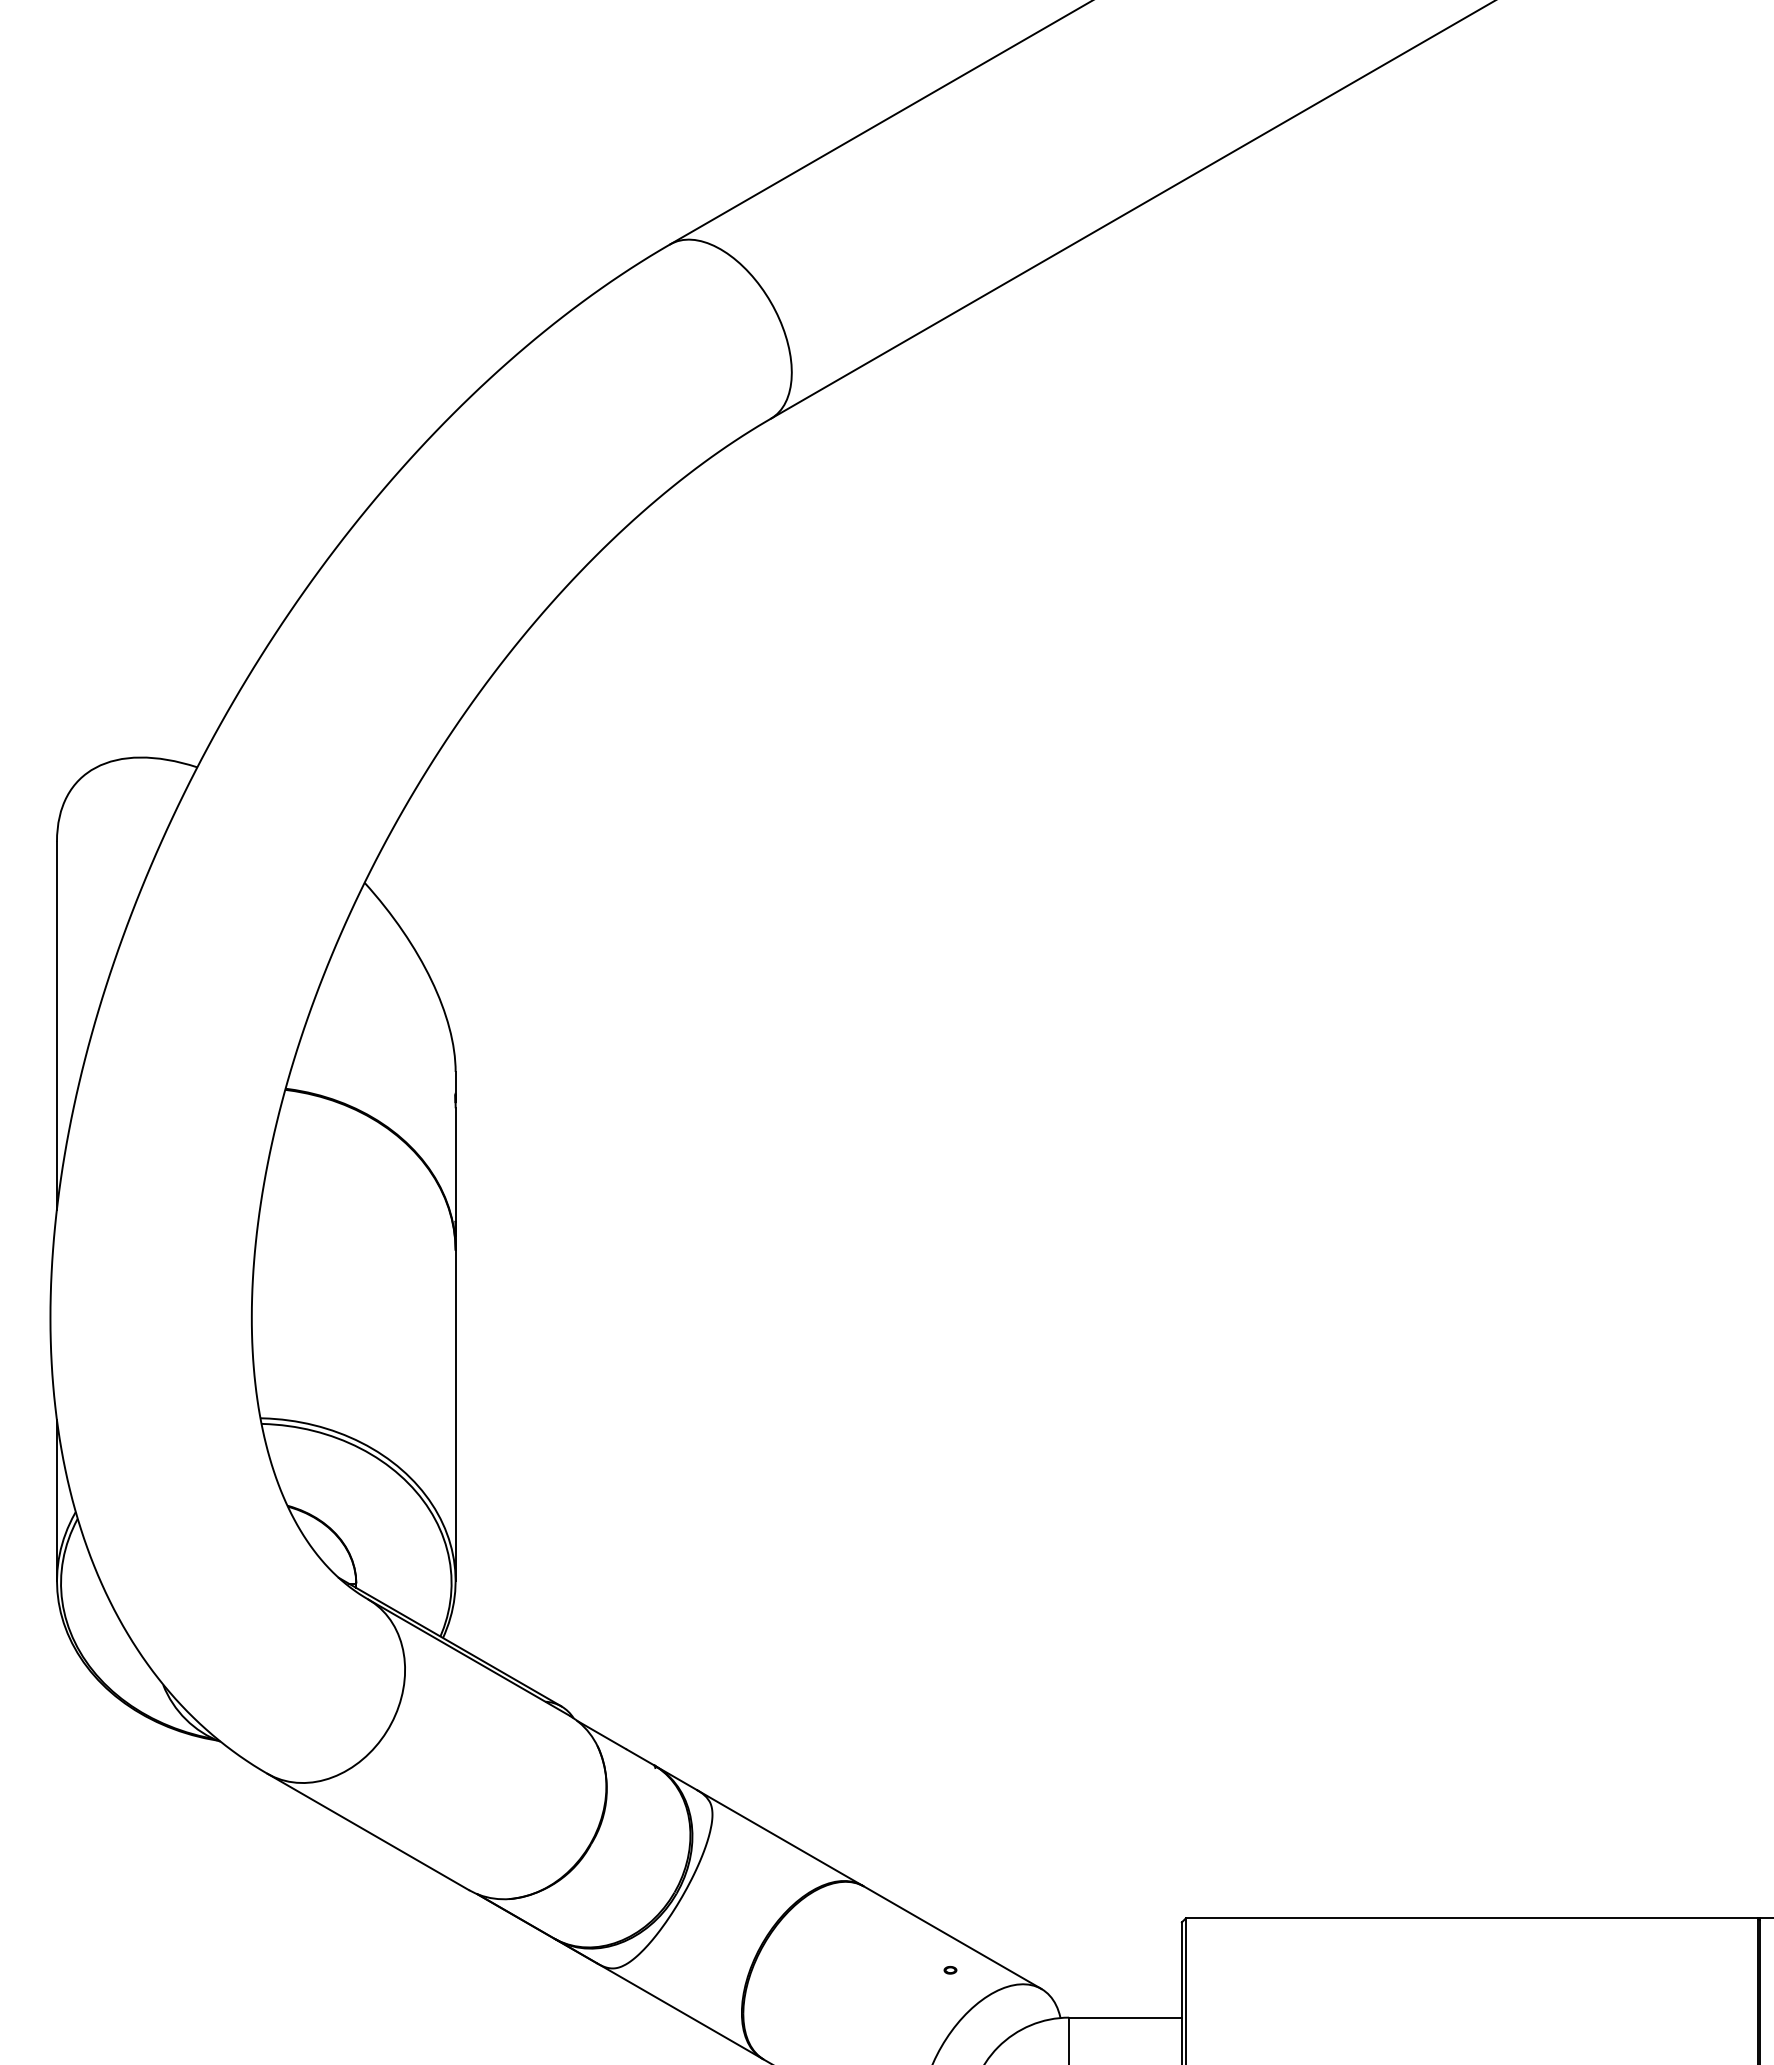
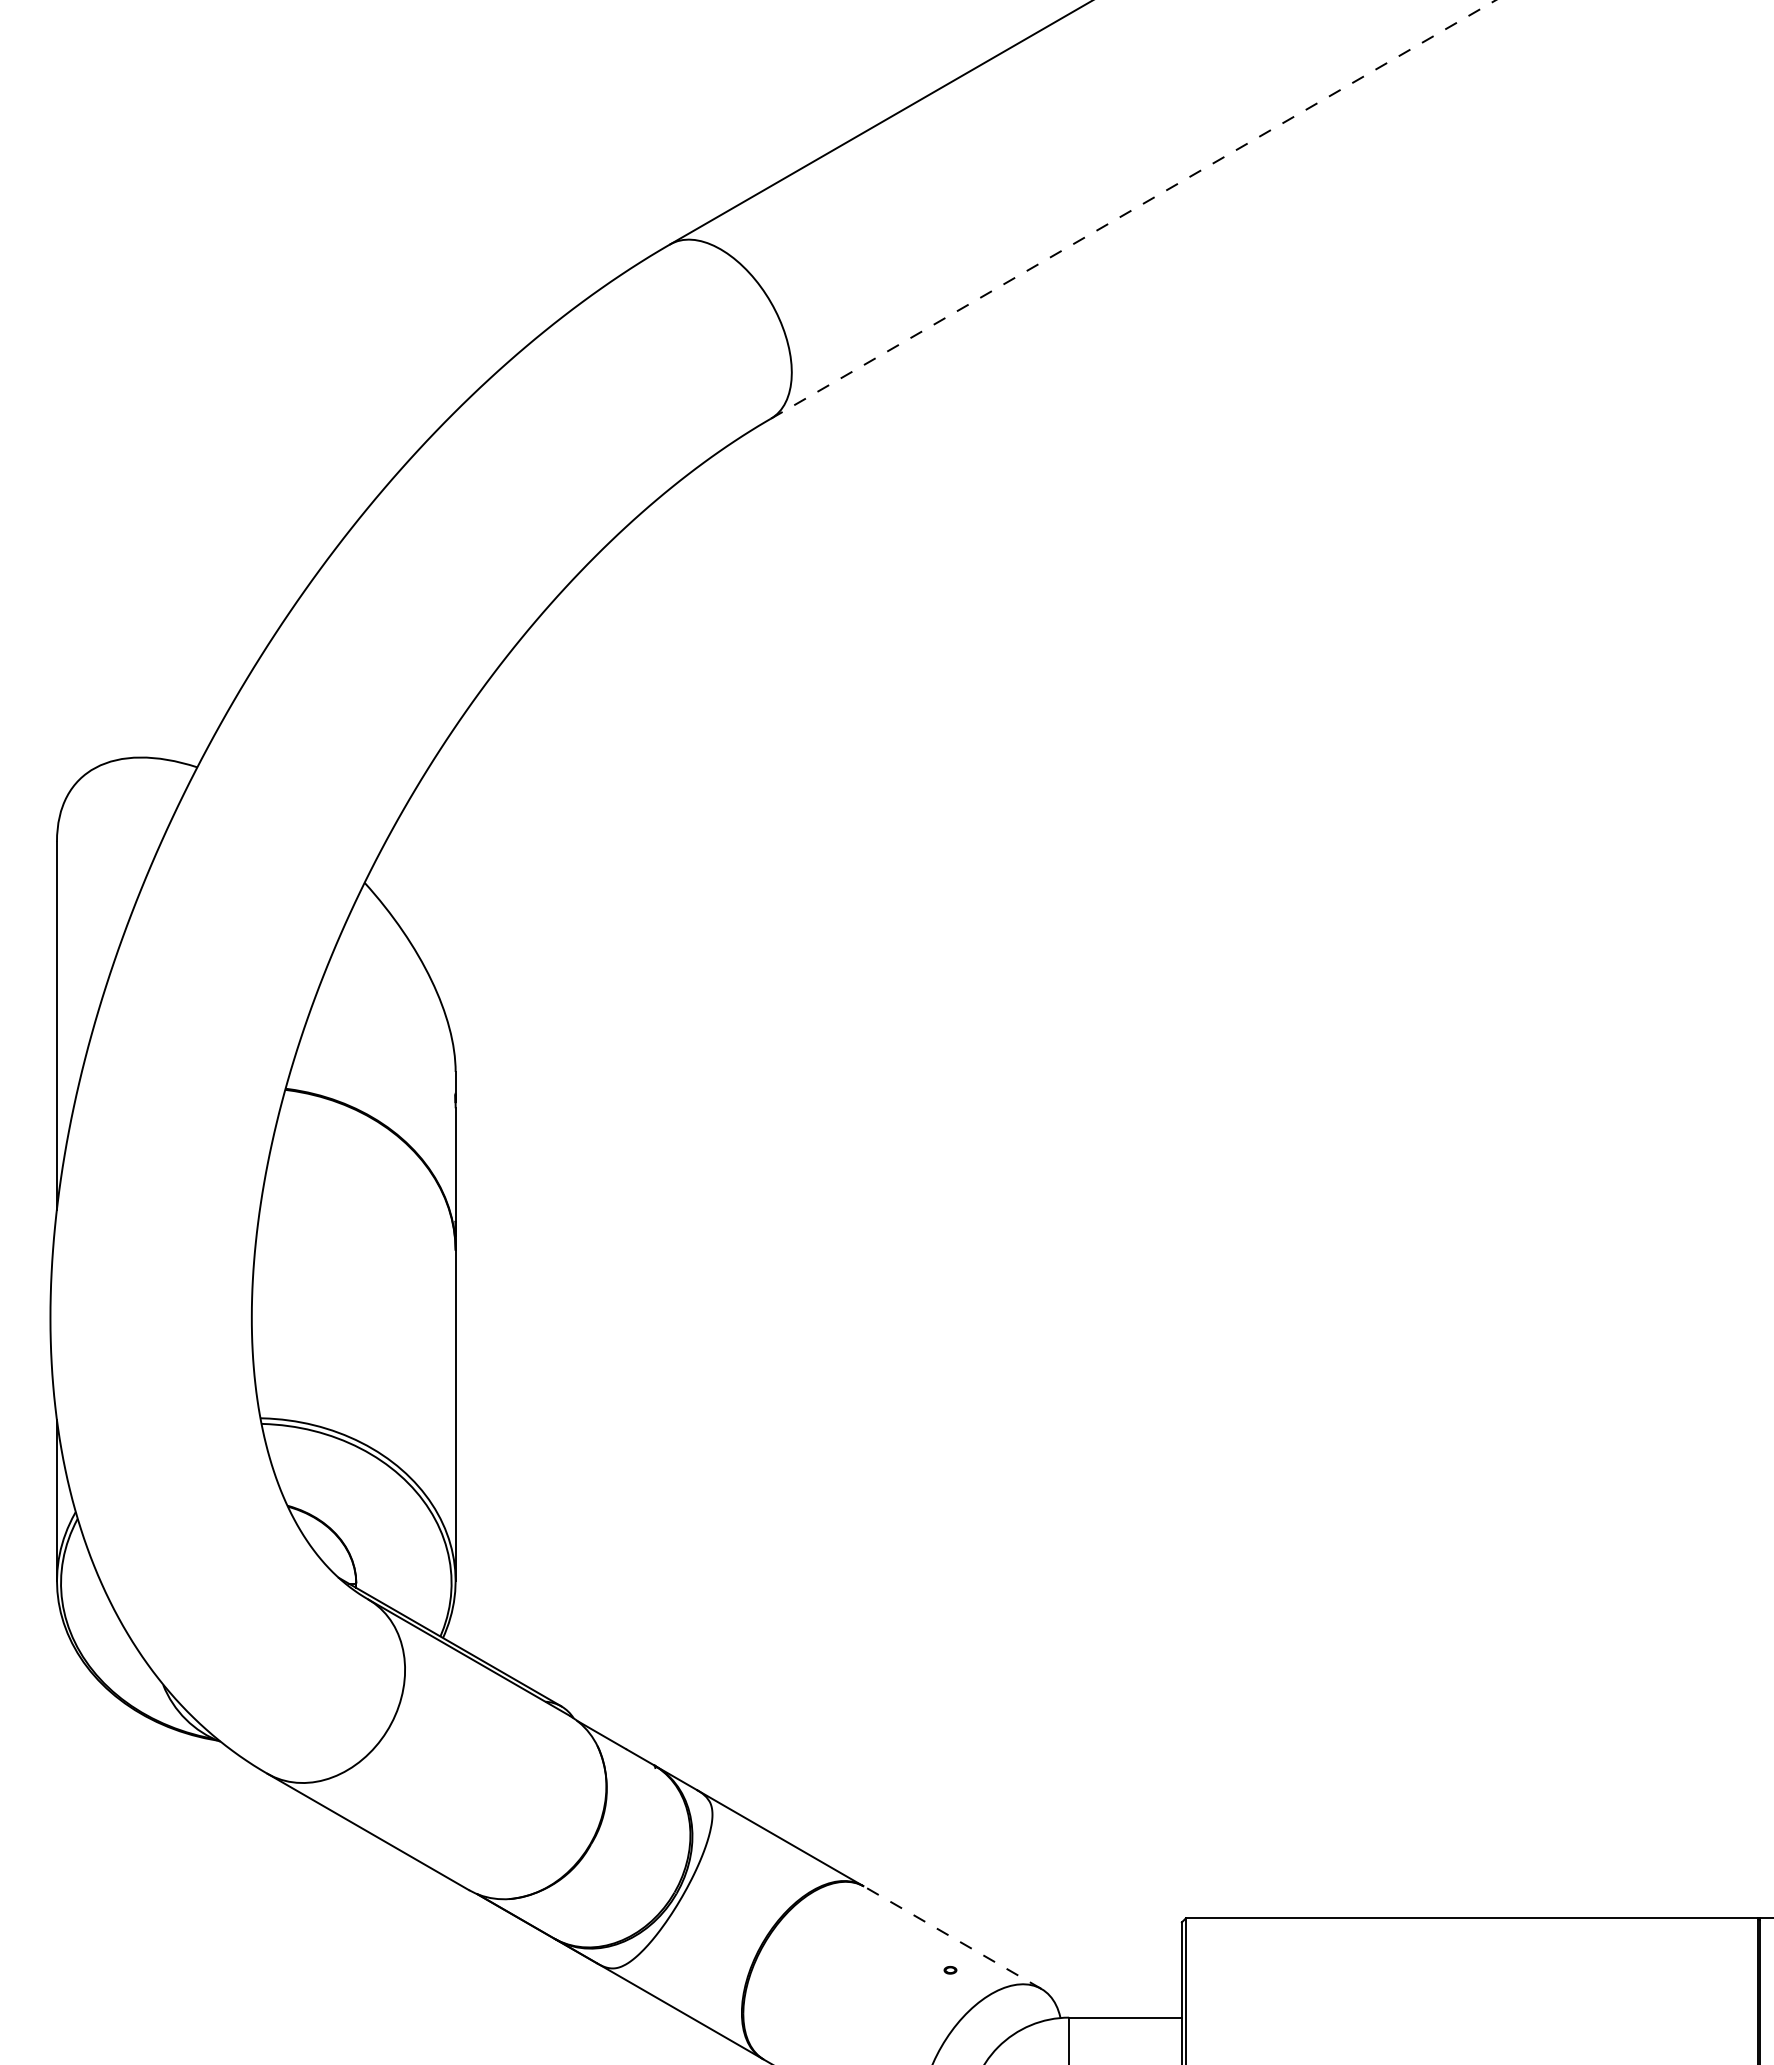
line: solid -> dashed (1133, 209)
line: solid -> dashed (952, 1937)
